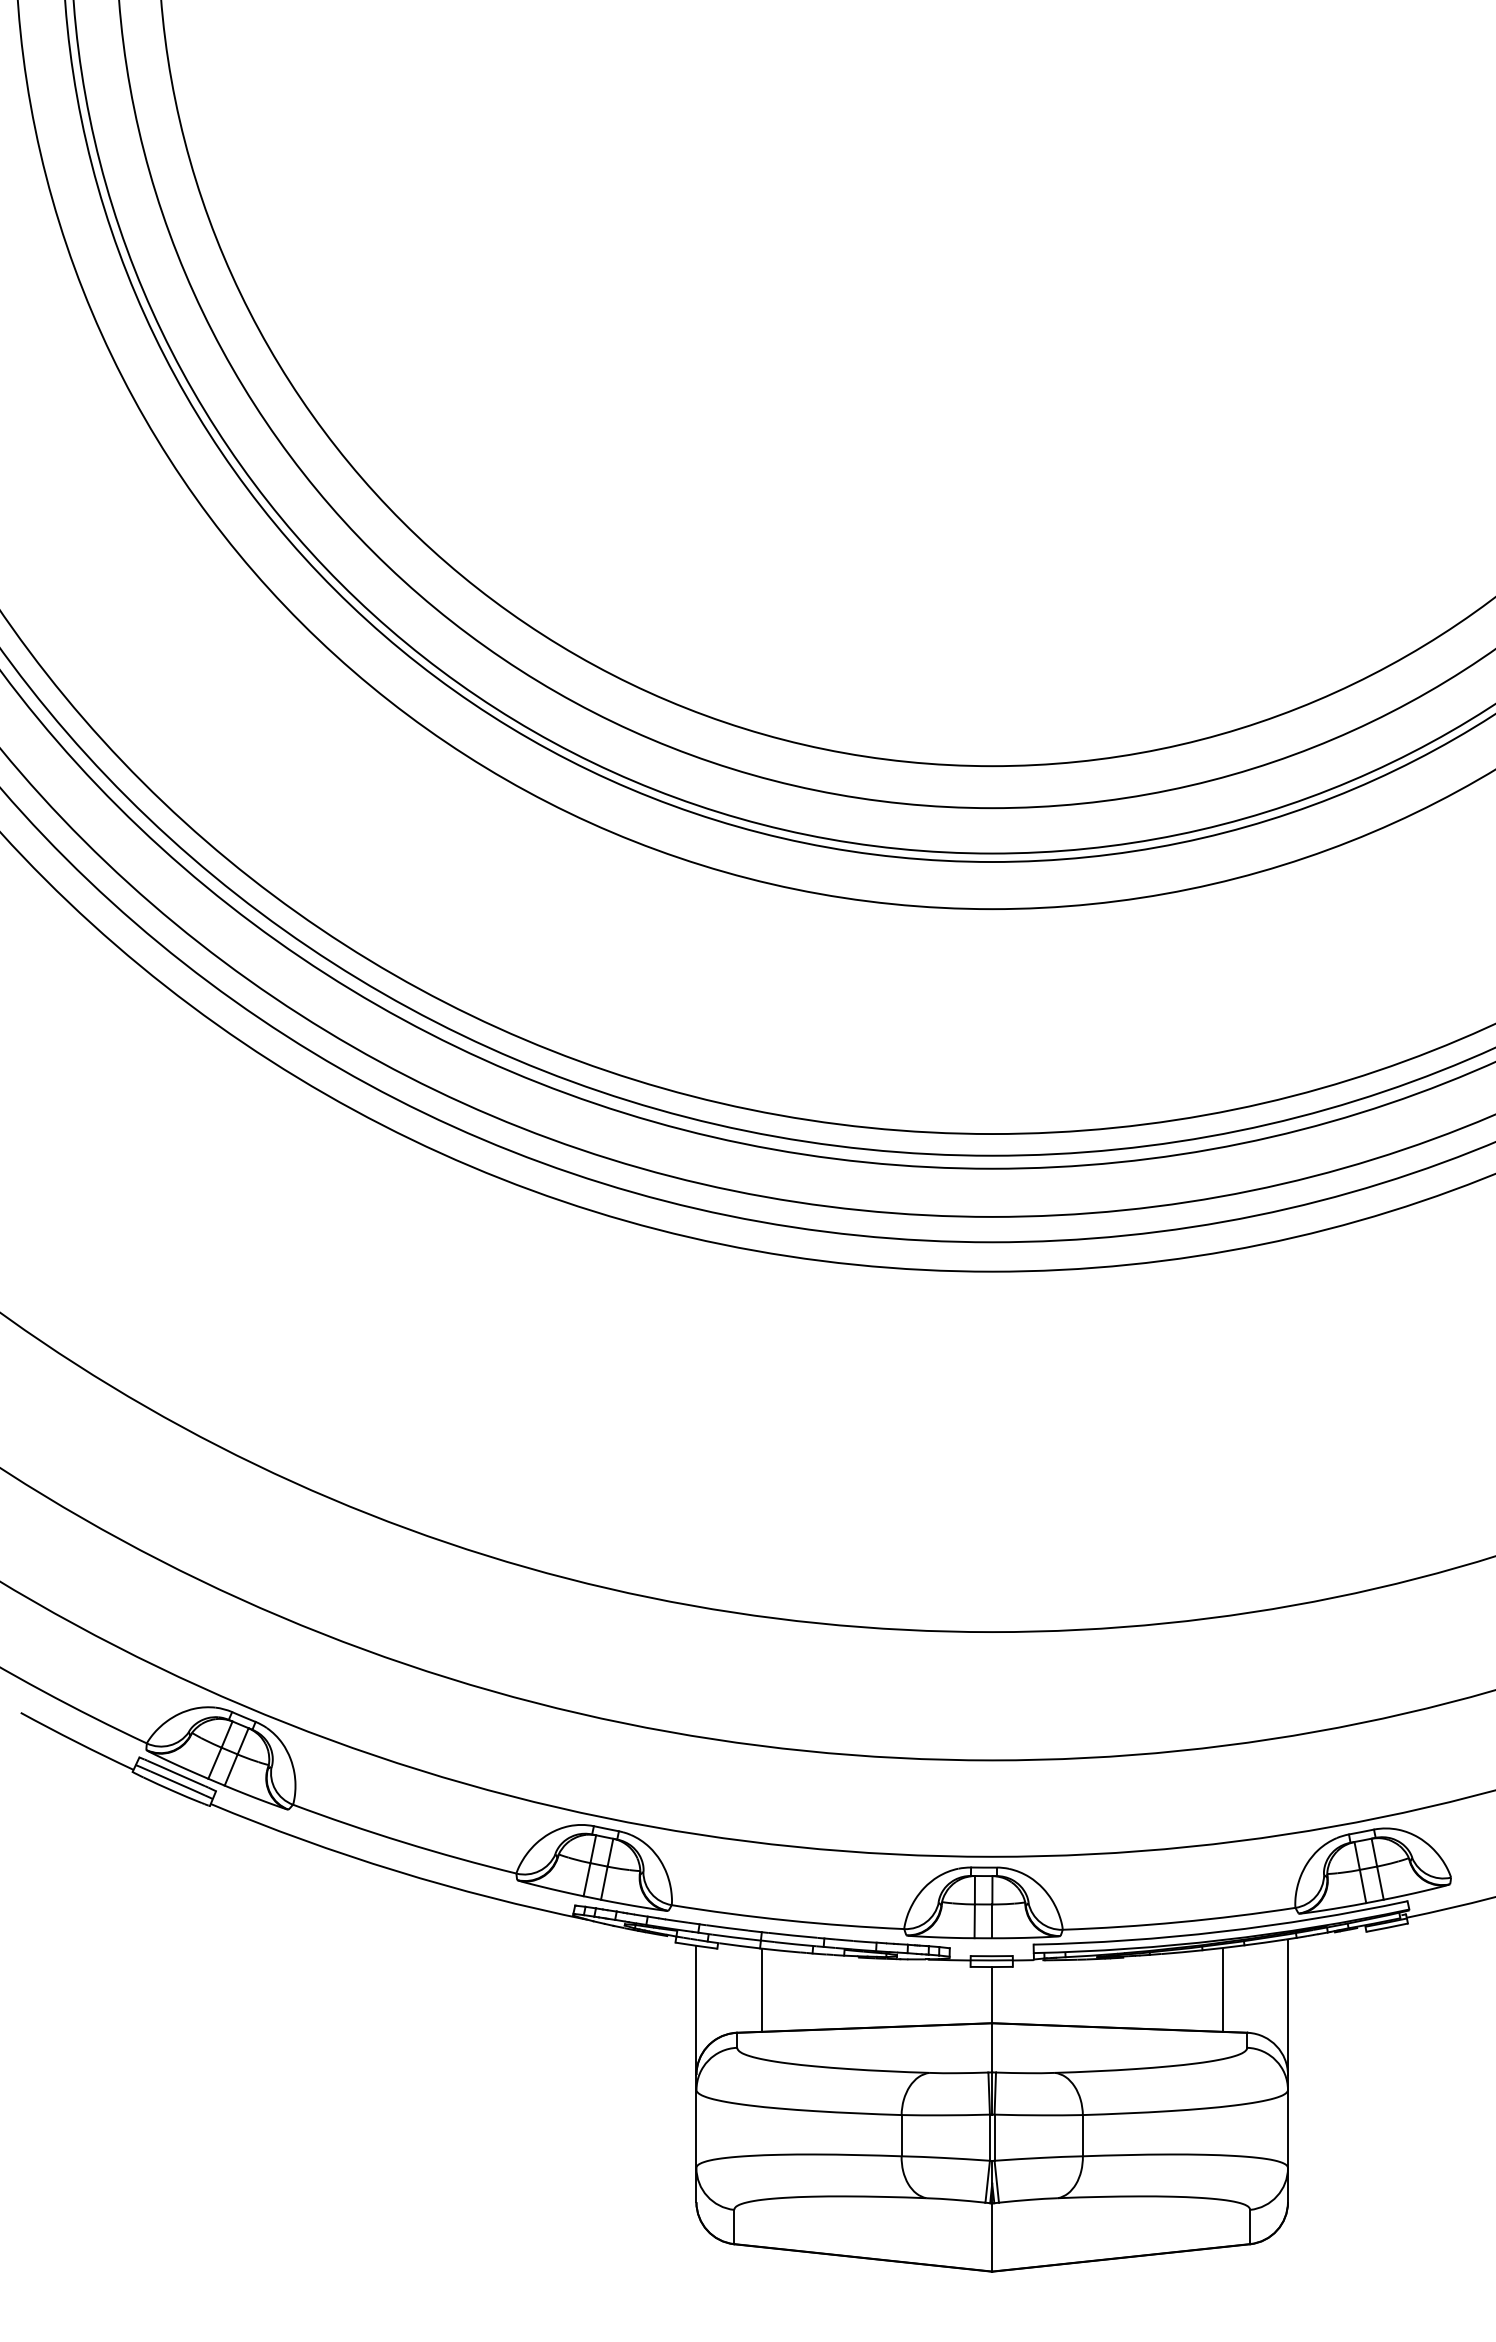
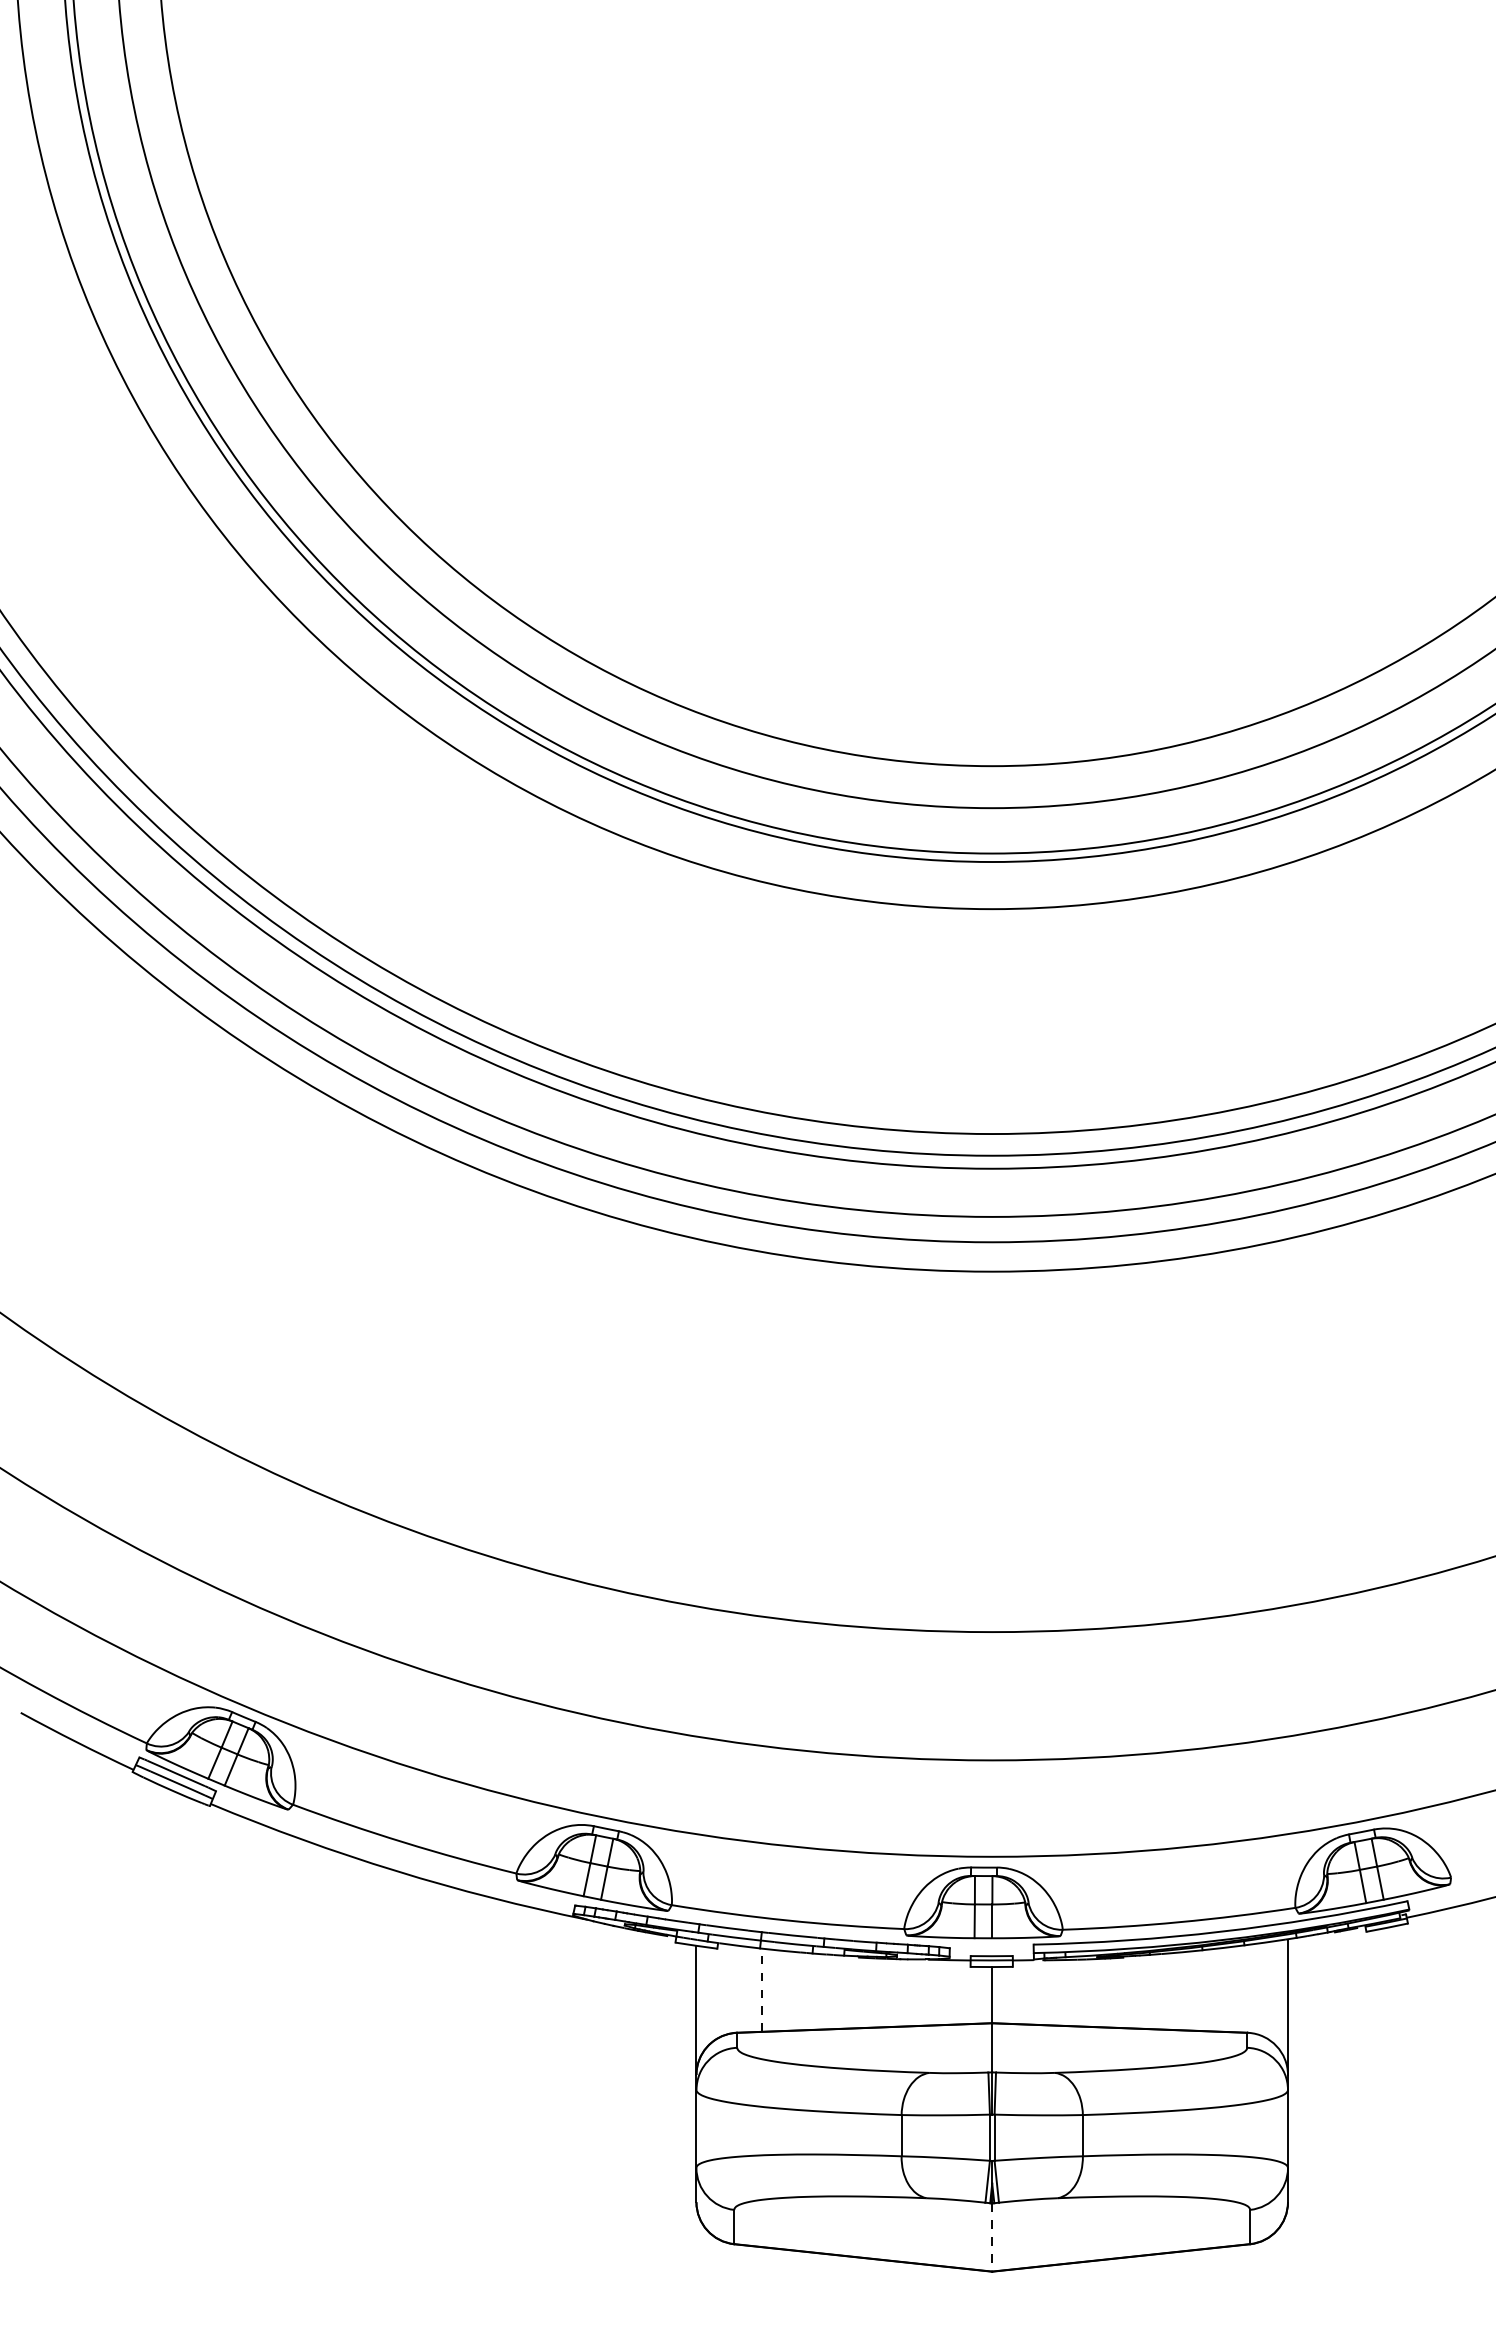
line: present -> none (1222, 1989)
line: solid -> dashed (761, 1990)
line: solid -> dashed (992, 2238)
